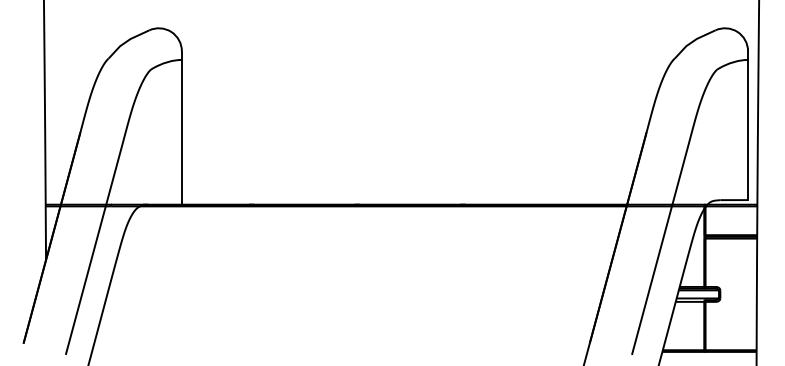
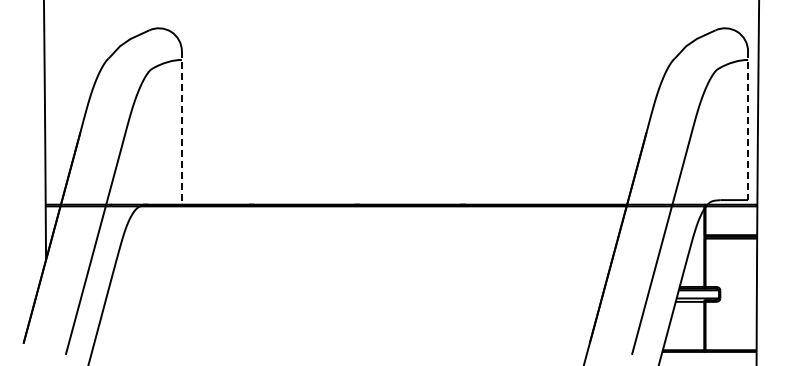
line: solid -> dashed (748, 126)
line: solid -> dashed (181, 128)
